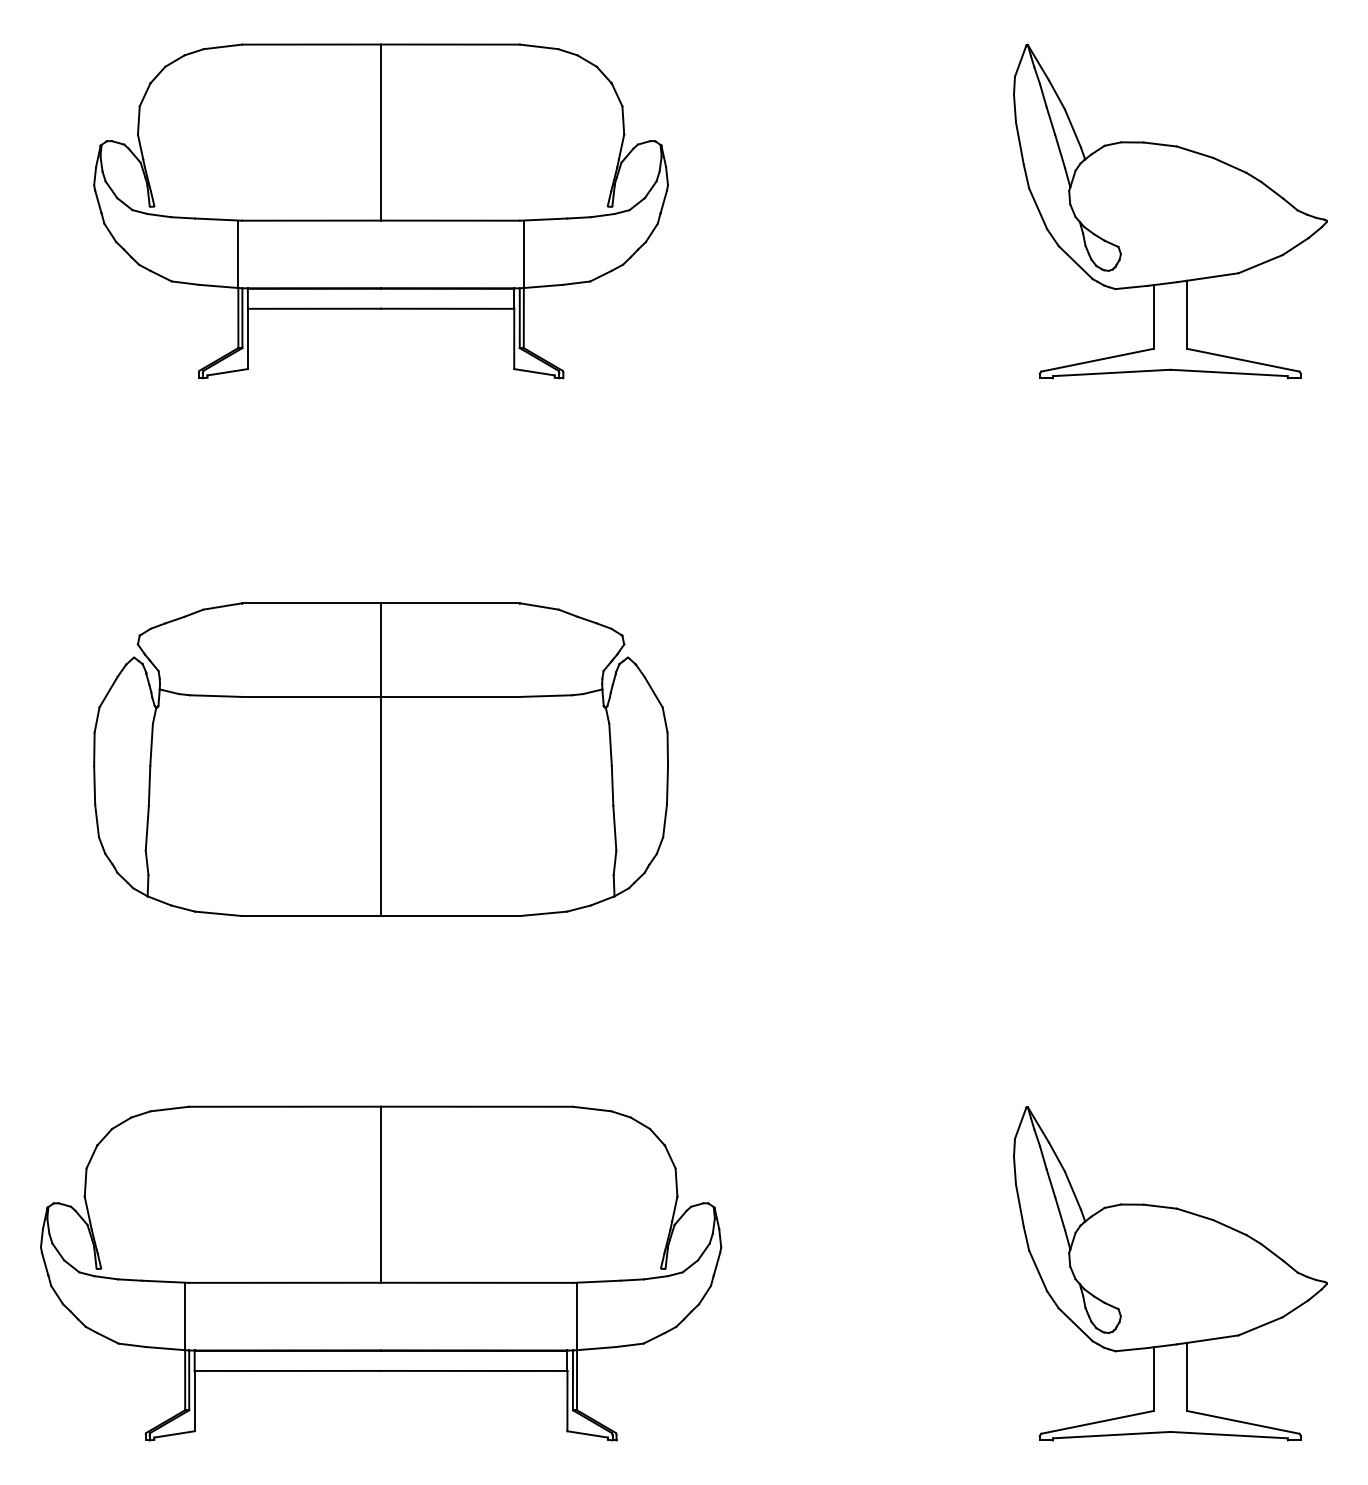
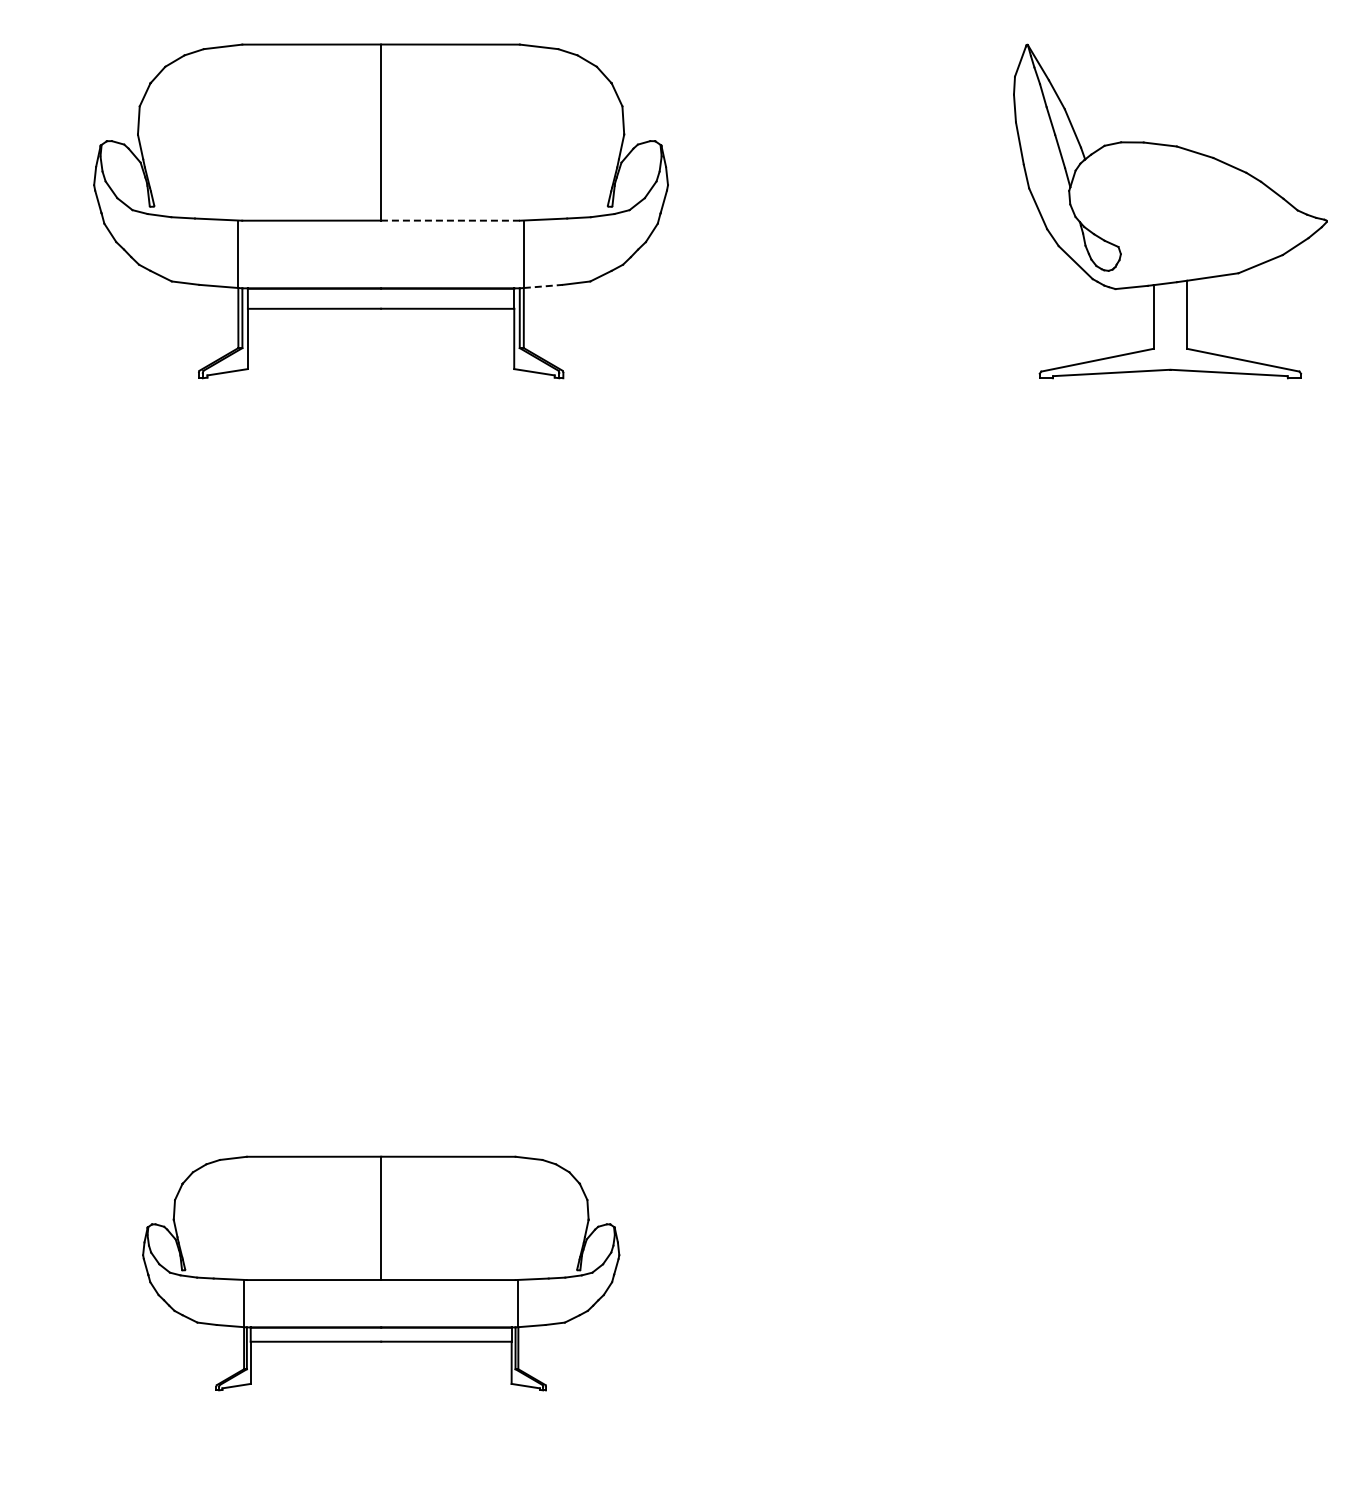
line: solid -> dashed (450, 220)
line: solid -> dashed (543, 286)
part: present -> none (380, 759)
part size: 683x337 px -> 479x237 px (381, 1273)
part: present -> none (1170, 1273)
